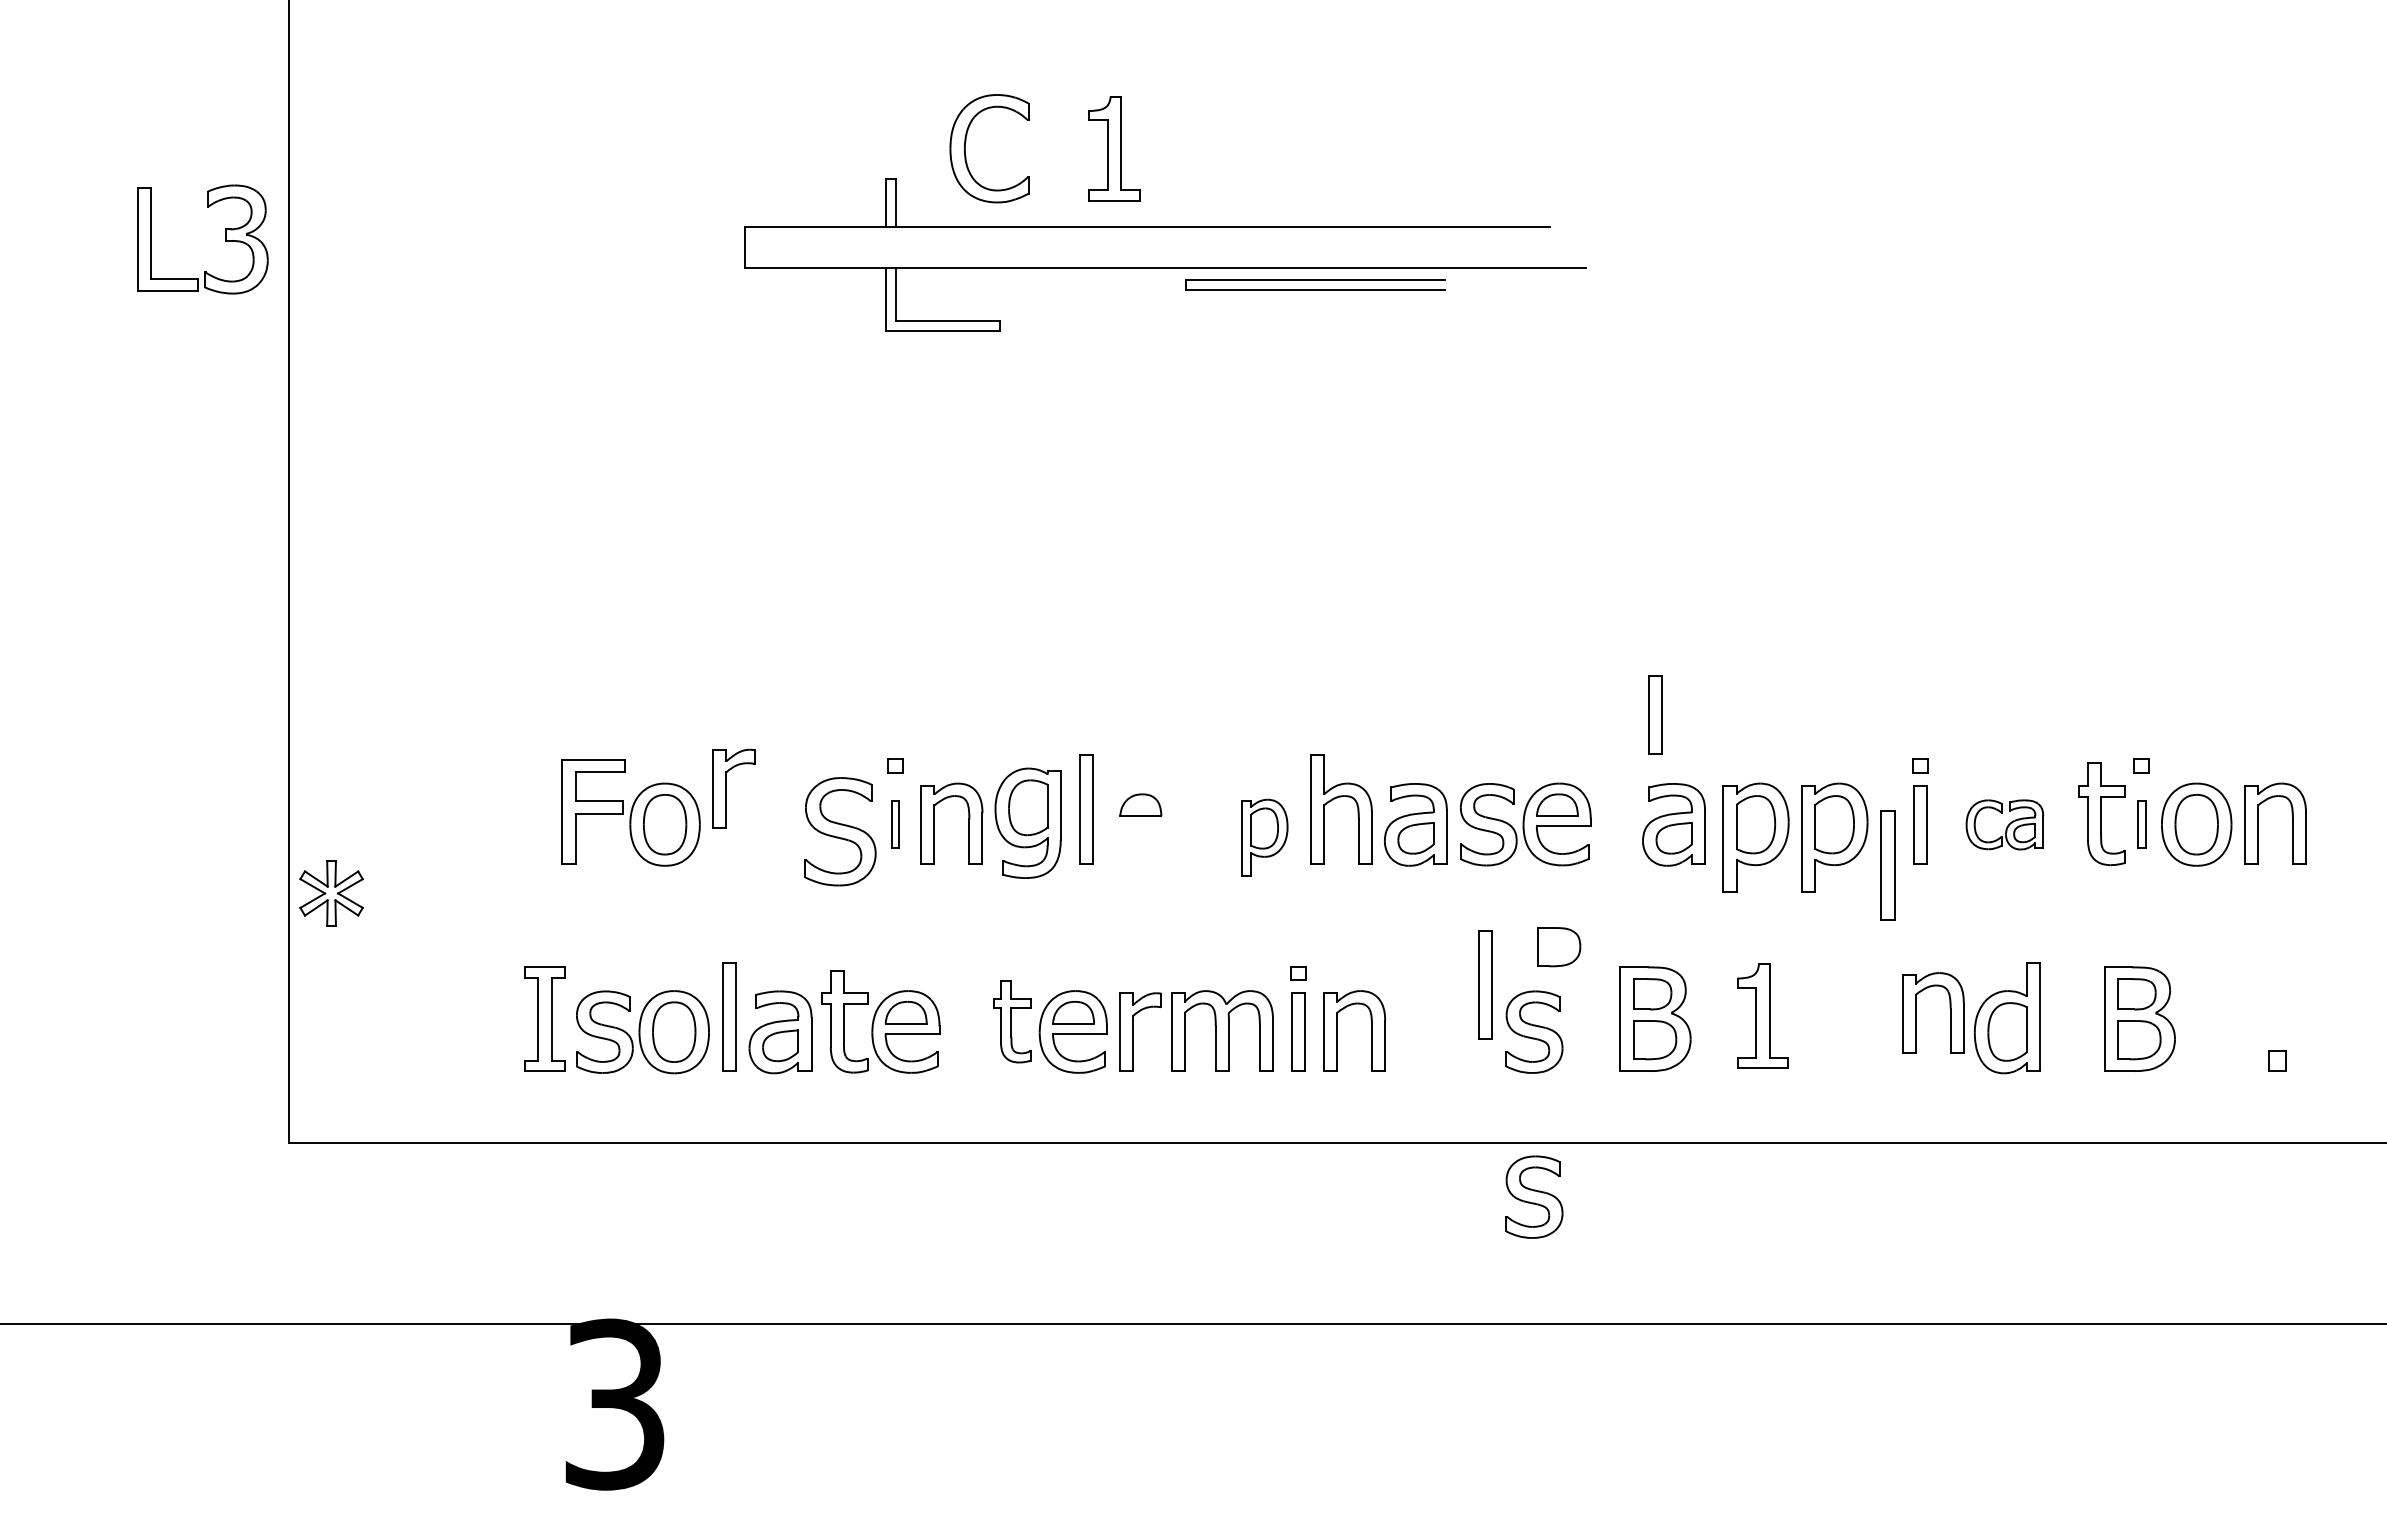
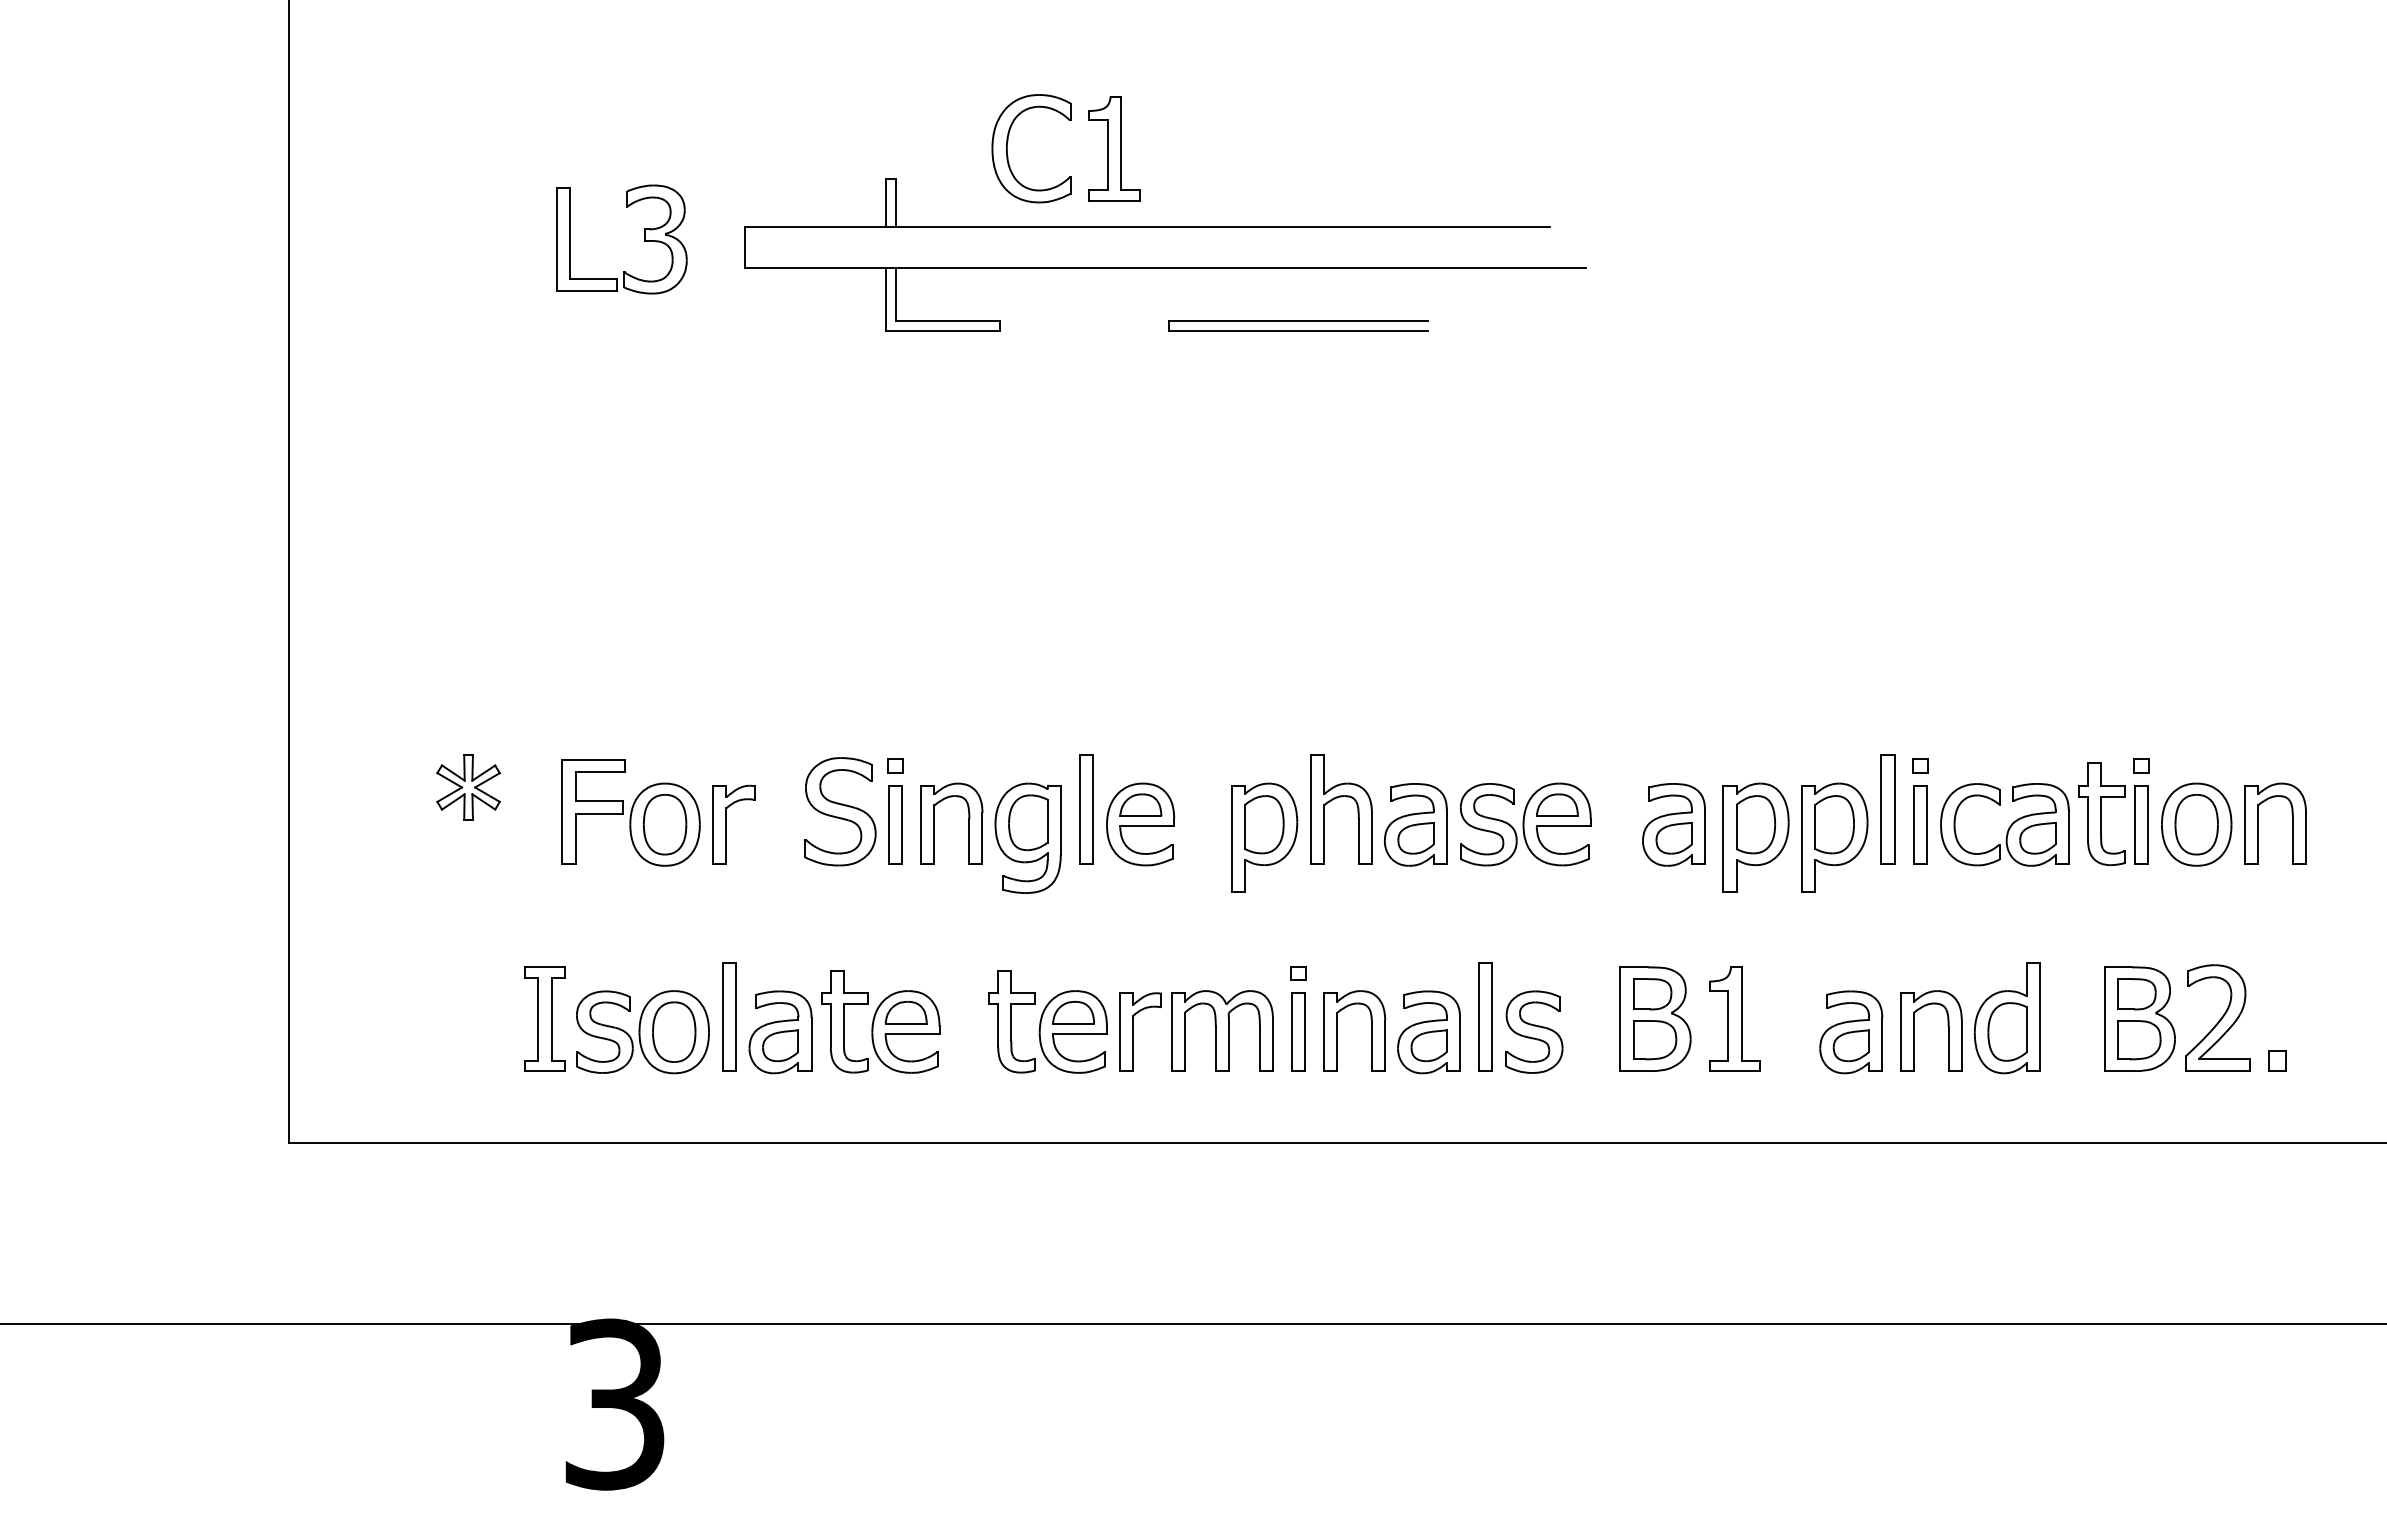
part position: (965, 148) -> (1007, 148) (1007, 148)
part position: (225, 239) -> (644, 239) (644, 239)
part position: (1315, 284) -> (1298, 325) (1298, 325)
part: present -> none (1655, 714)
part position: (726, 788) -> (726, 824) (726, 824)
part position: (1027, 822) -> (1027, 837) (1027, 837)
part size: 9x49 px -> 15x80 px (895, 824)
part: none -> present (1140, 824)
part size: 80x52 px -> 130x84 px (2004, 824)
part size: 10x49 px -> 15x80 px (2141, 824)
part position: (840, 831) -> (840, 811) (840, 811)
part size: 48x79 px -> 68x111 px (1264, 837)
part position: (1887, 865) -> (1887, 809) (1887, 809)
part position: (331, 893) -> (468, 787) (468, 787)
part: present -> none (1559, 947)
part position: (1485, 984) -> (1485, 1016) (1485, 1016)
part position: (1949, 1008) -> (1947, 1026) (1947, 1026)
part position: (1762, 1015) -> (1734, 1018) (1734, 1018)
part: none -> present (2217, 1017)
part size: 39x84 px -> 48x104 px (1011, 1021)
part: none -> present (1428, 1032)
part: none -> present (1851, 1032)
part: present -> none (1534, 1196)
